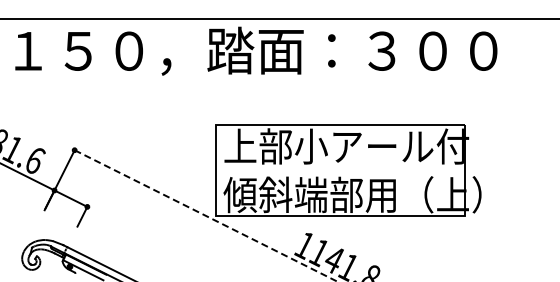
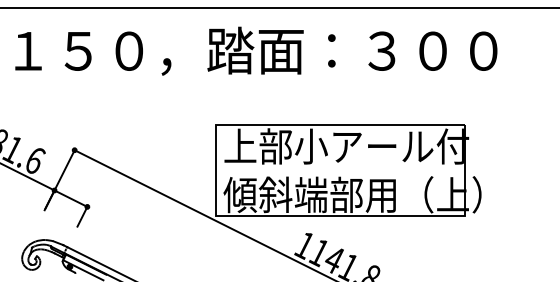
line position: (279, 19) -> (279, 8) (279, 8)
line: dashed -> solid (206, 215)
